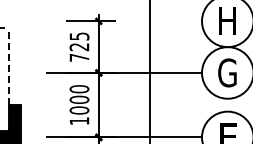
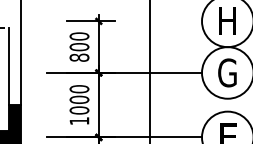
text: 725 -> 800 (79, 46)
line: none -> present (21, 53)
line: dashed -> solid (8, 66)
